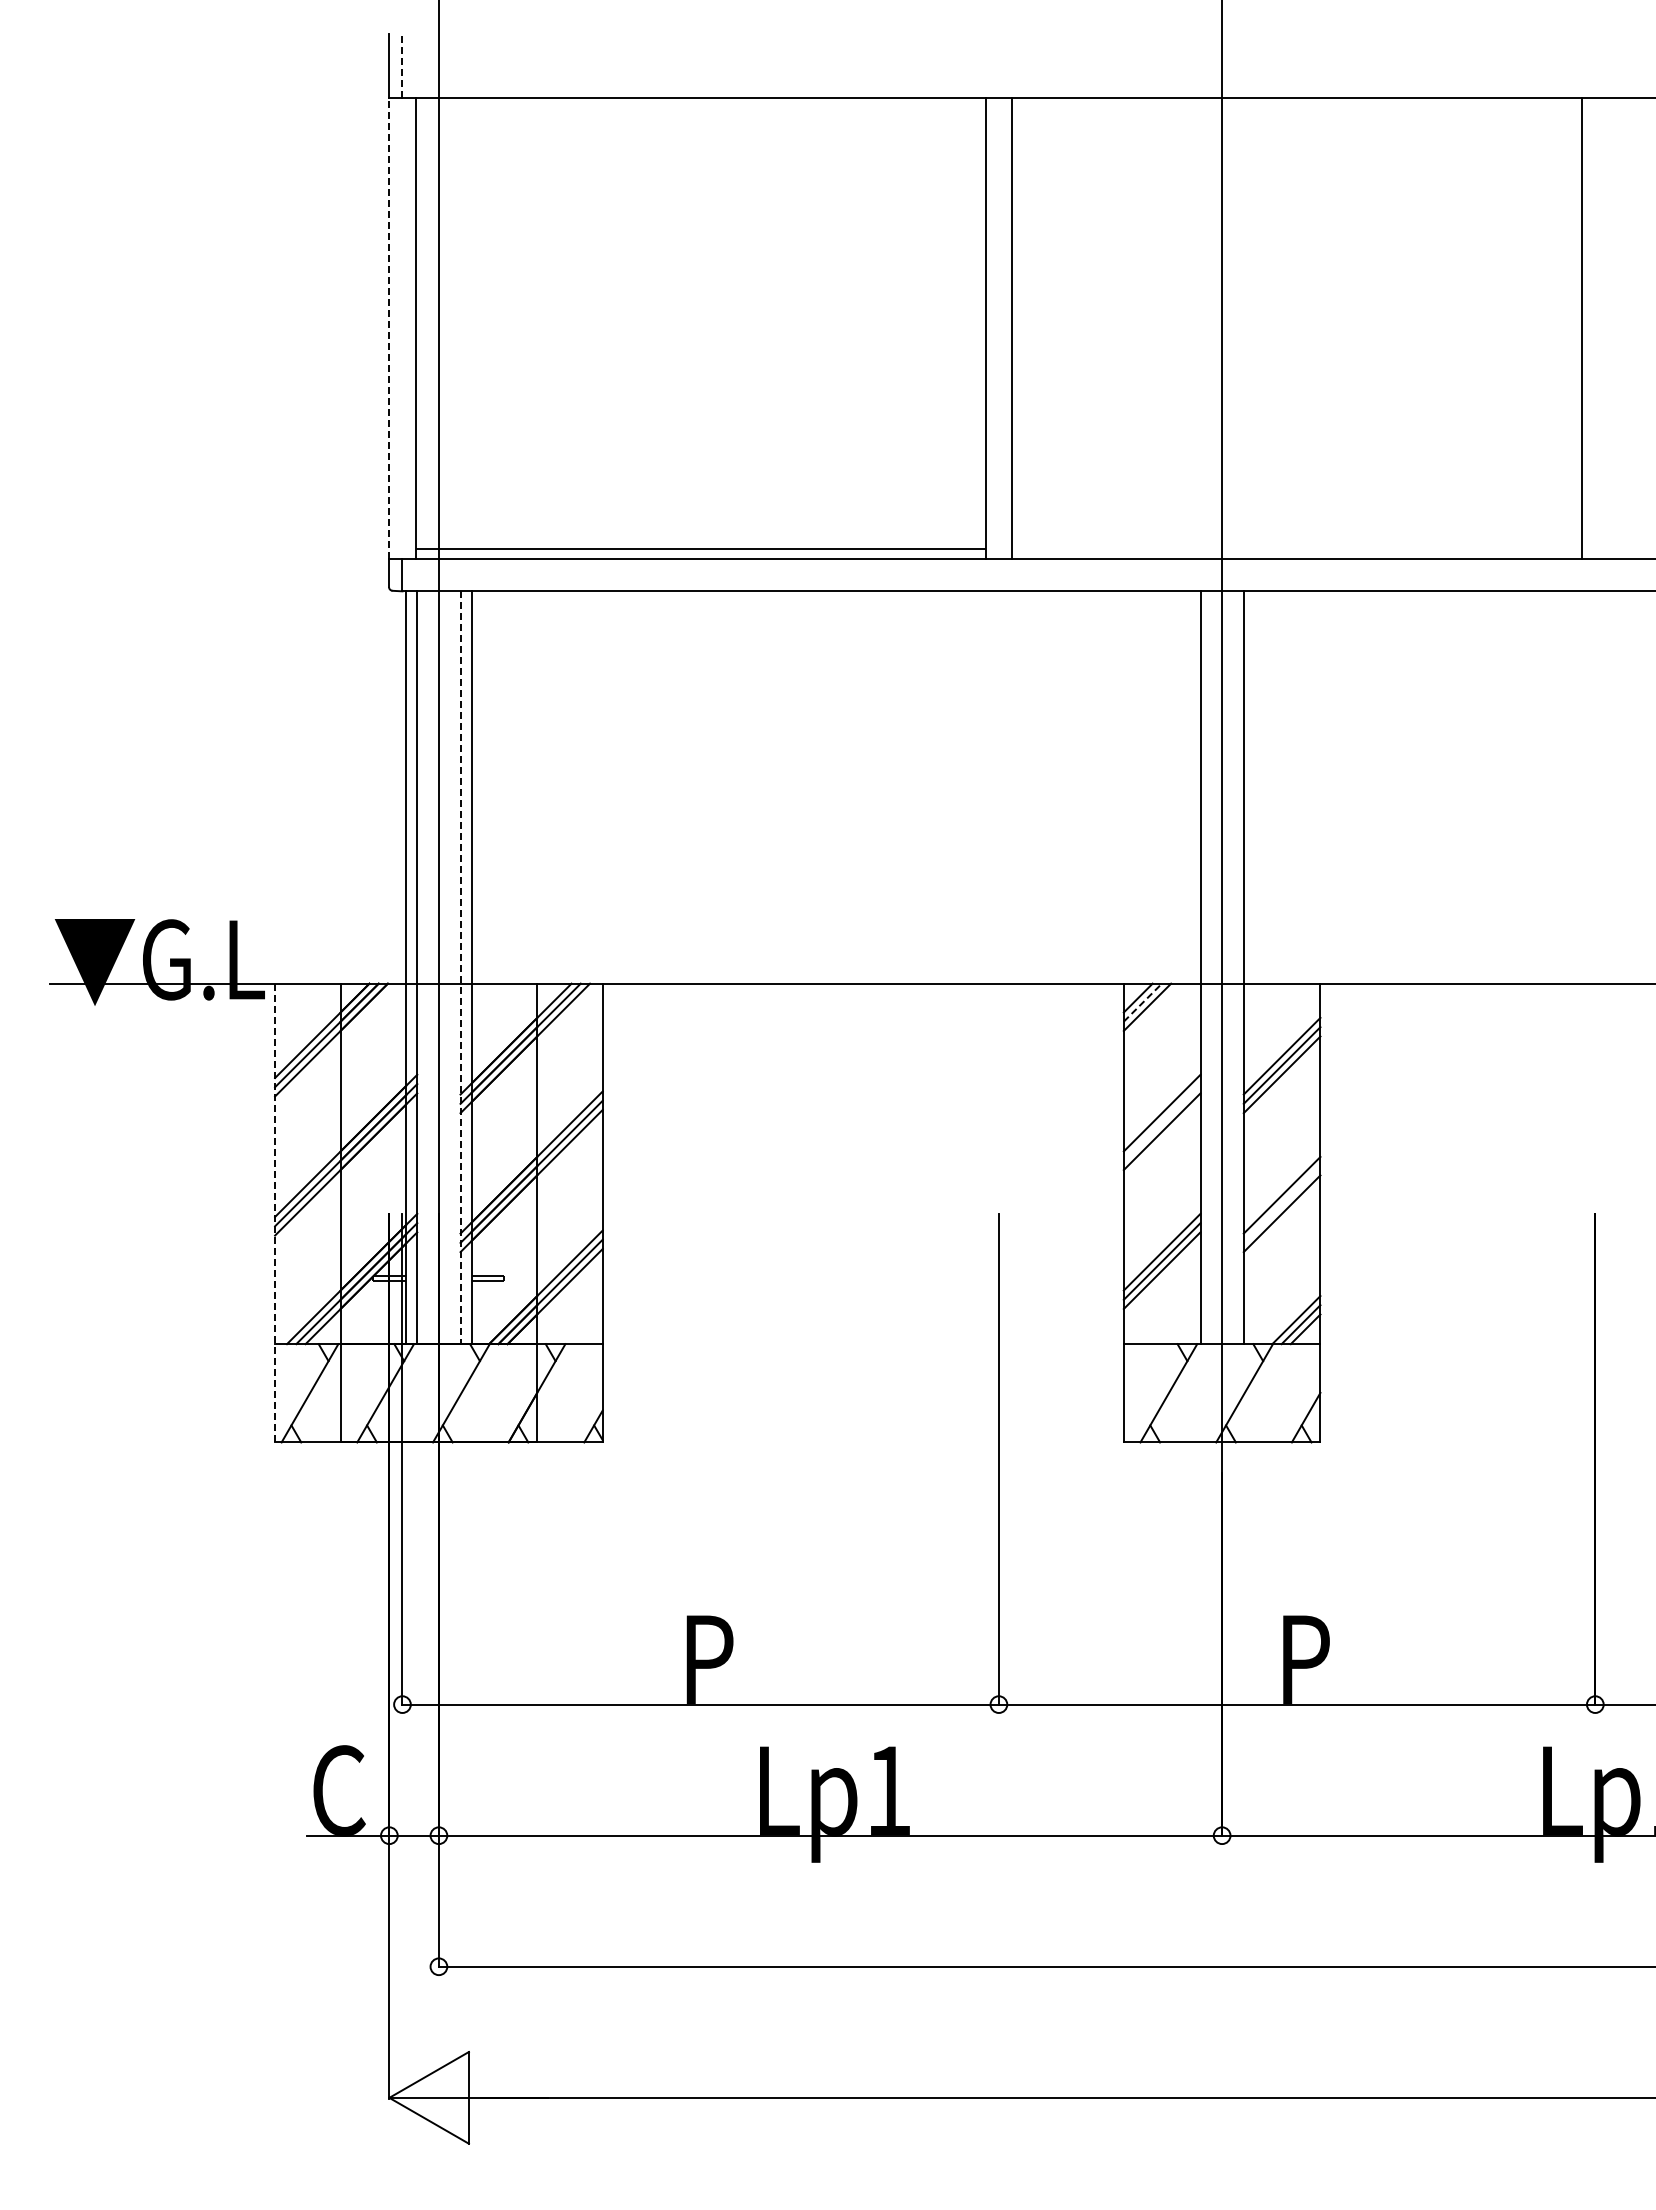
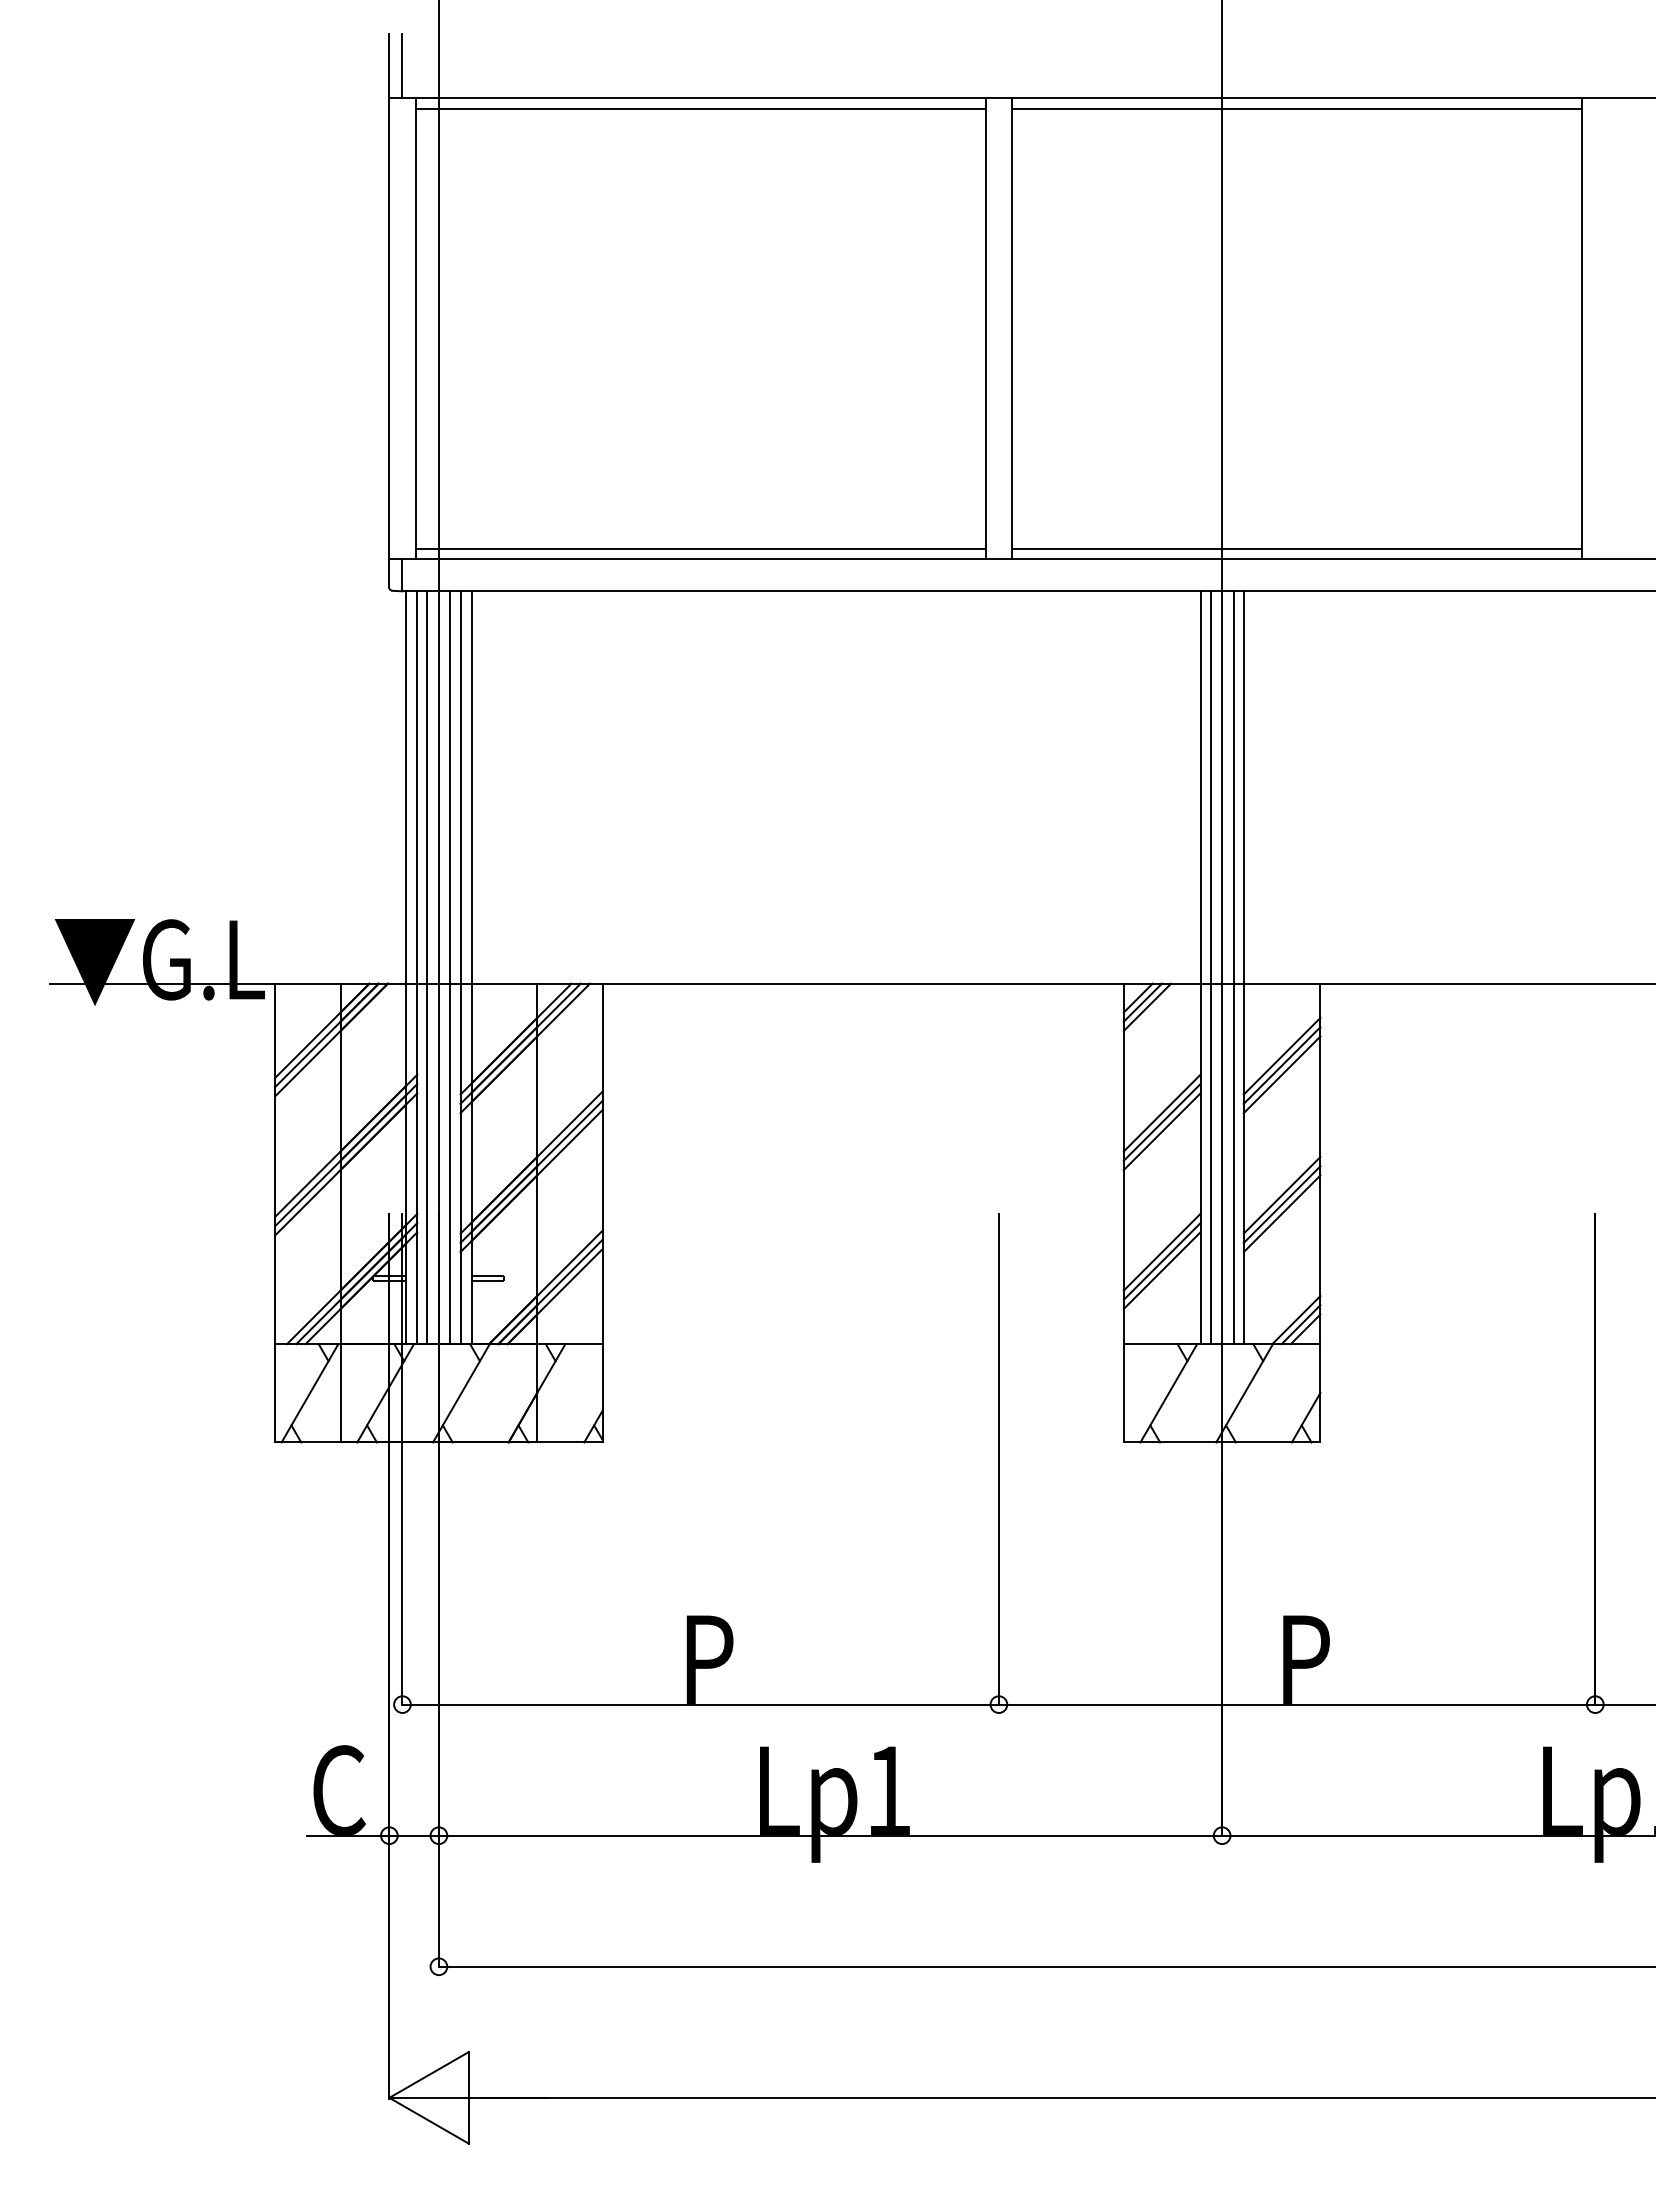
line: dashed -> solid (402, 65)
line: none -> present (700, 108)
line: none -> present (1297, 108)
line: dashed -> solid (389, 328)
line: none -> present (1297, 549)
line: none -> present (427, 967)
line: none -> present (450, 967)
line: dashed -> solid (460, 967)
line: none -> present (1210, 967)
line: none -> present (1233, 967)
line: dashed -> solid (1142, 1002)
line: none -> present (1161, 1122)
line: none -> present (1281, 1204)
line: dashed -> solid (275, 1213)
